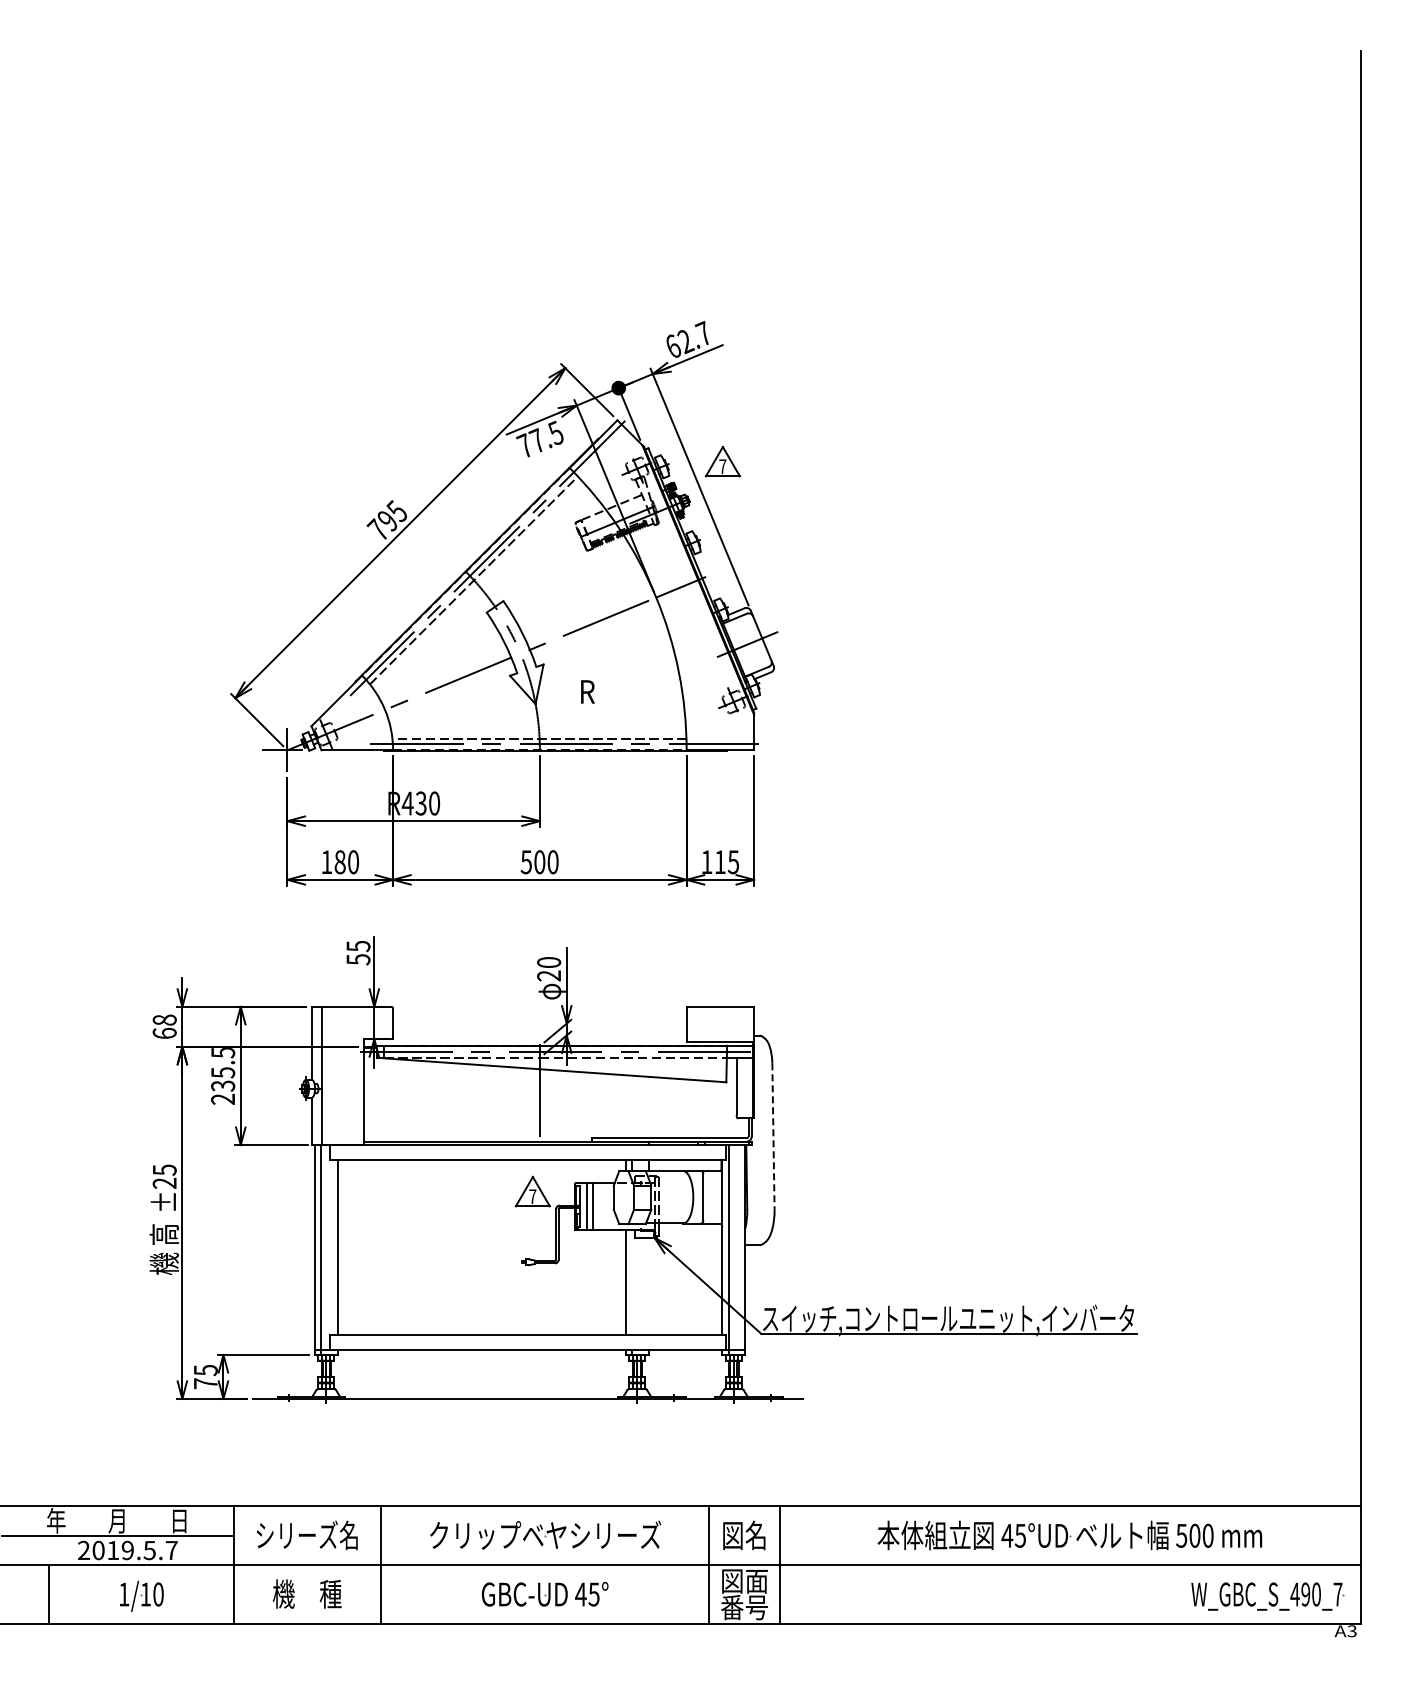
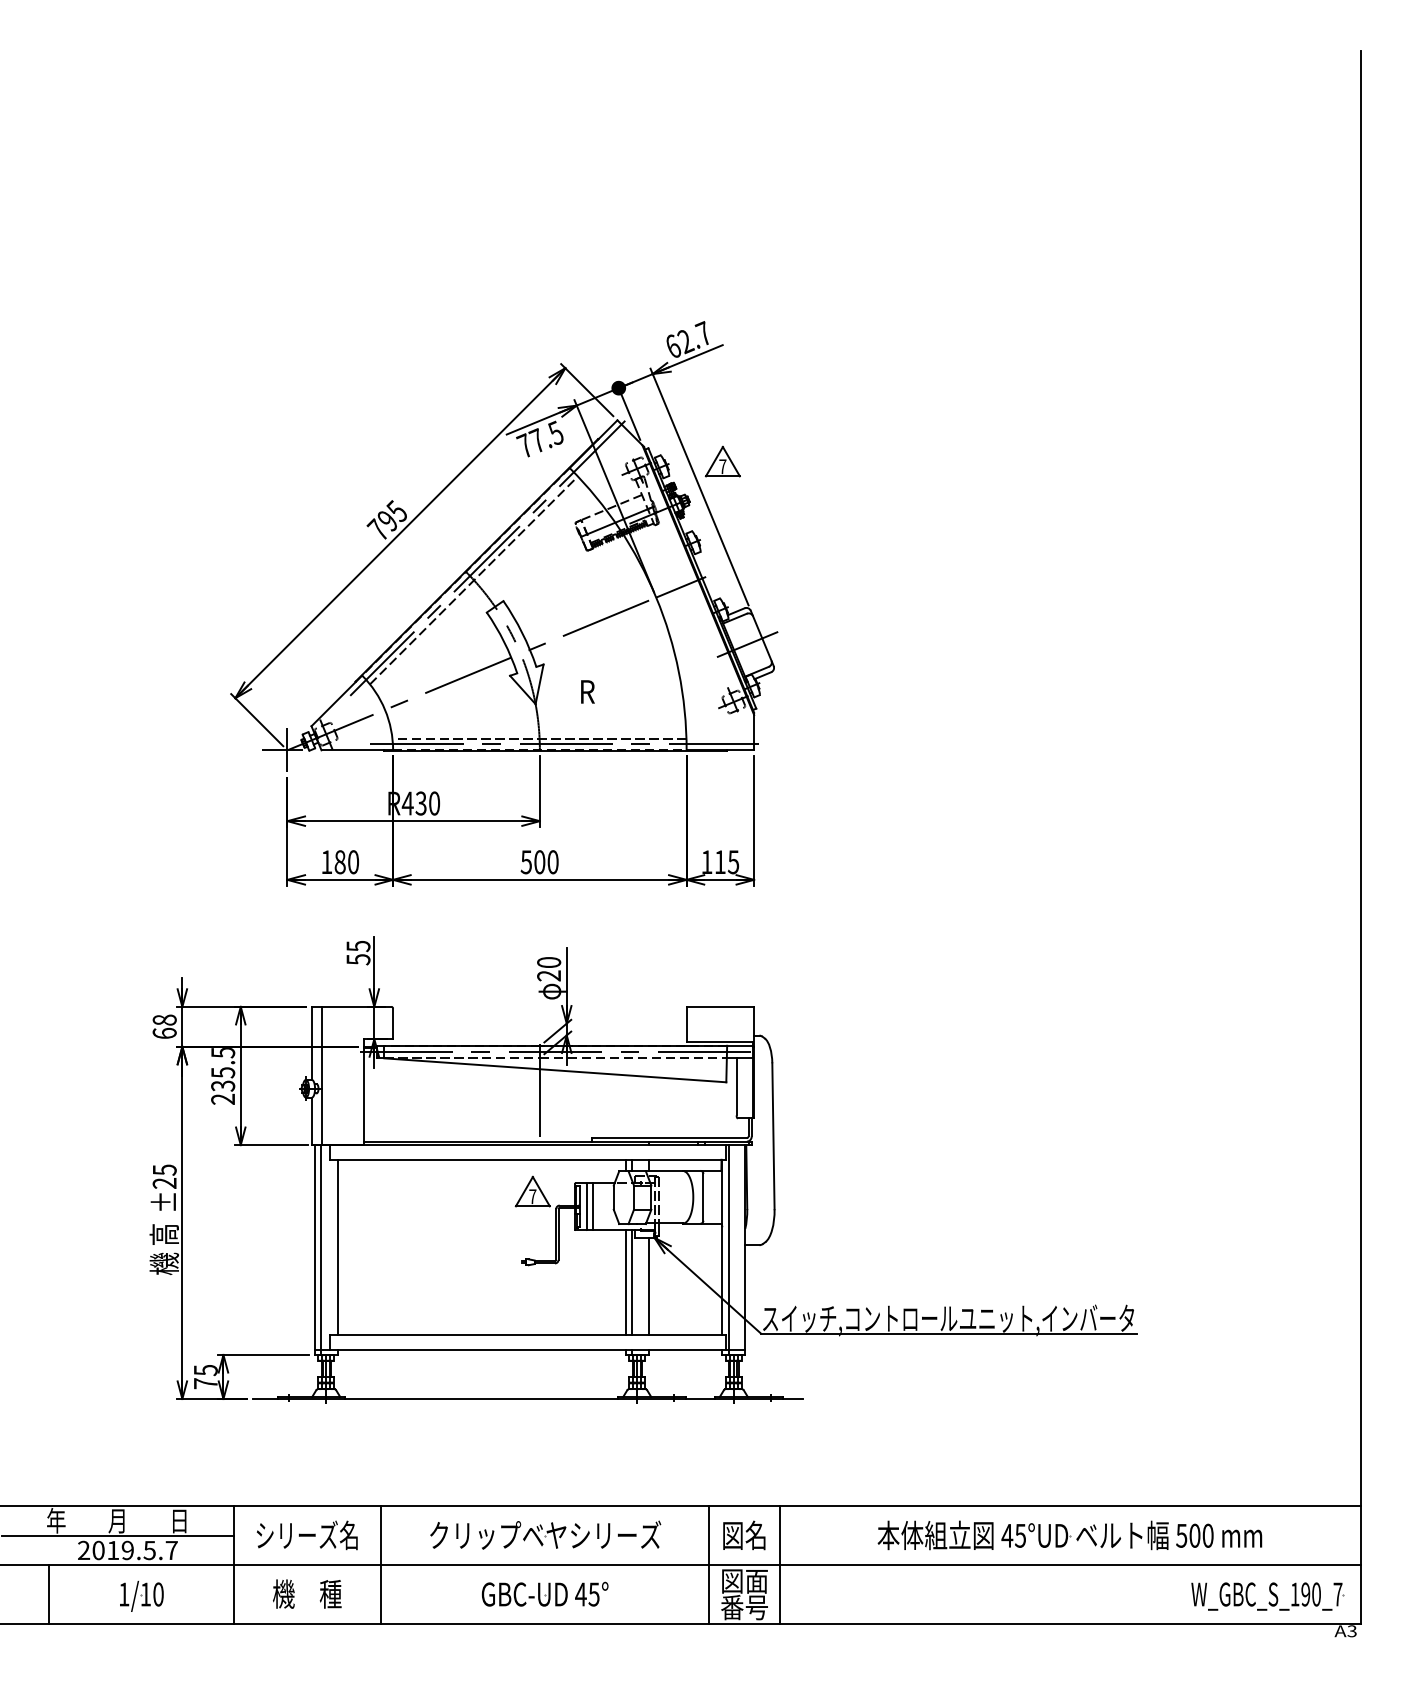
line: dashed -> solid (773, 1136)
line: none -> present (632, 1282)
line: none -> present (648, 1286)
text: W_GBC_S_490_7 -> W_GBC_S_190_7 (1294, 1594)
